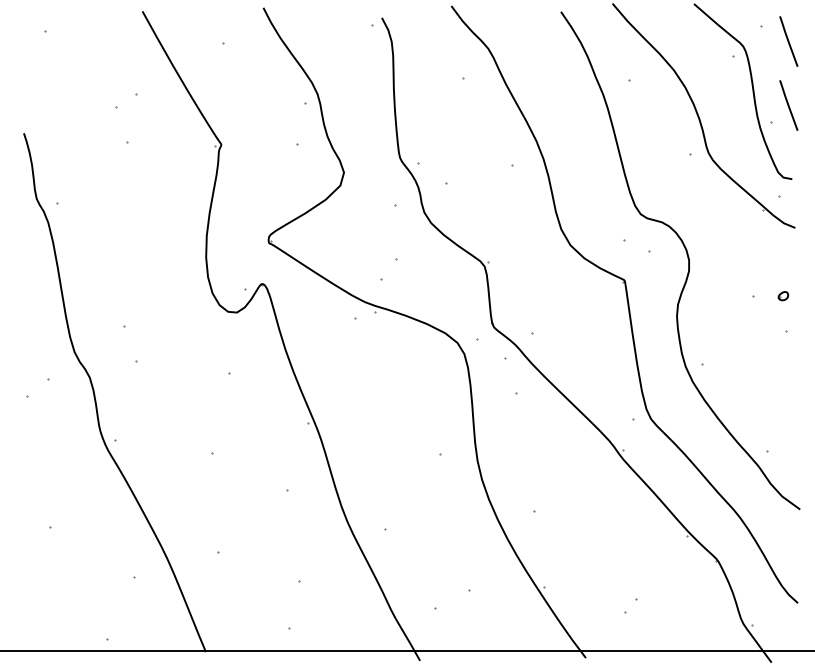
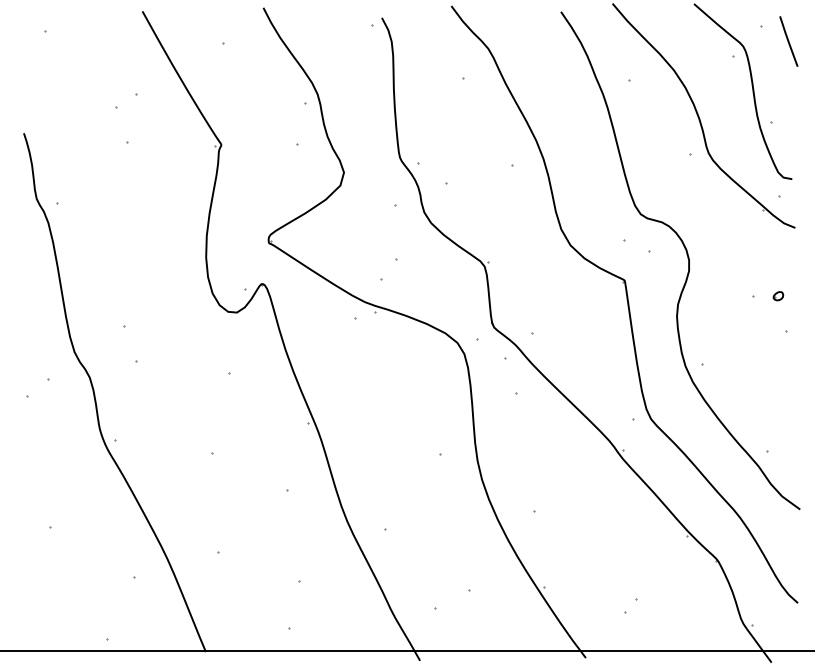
line: present -> none (788, 105)
part position: (783, 296) -> (778, 296) (778, 296)
